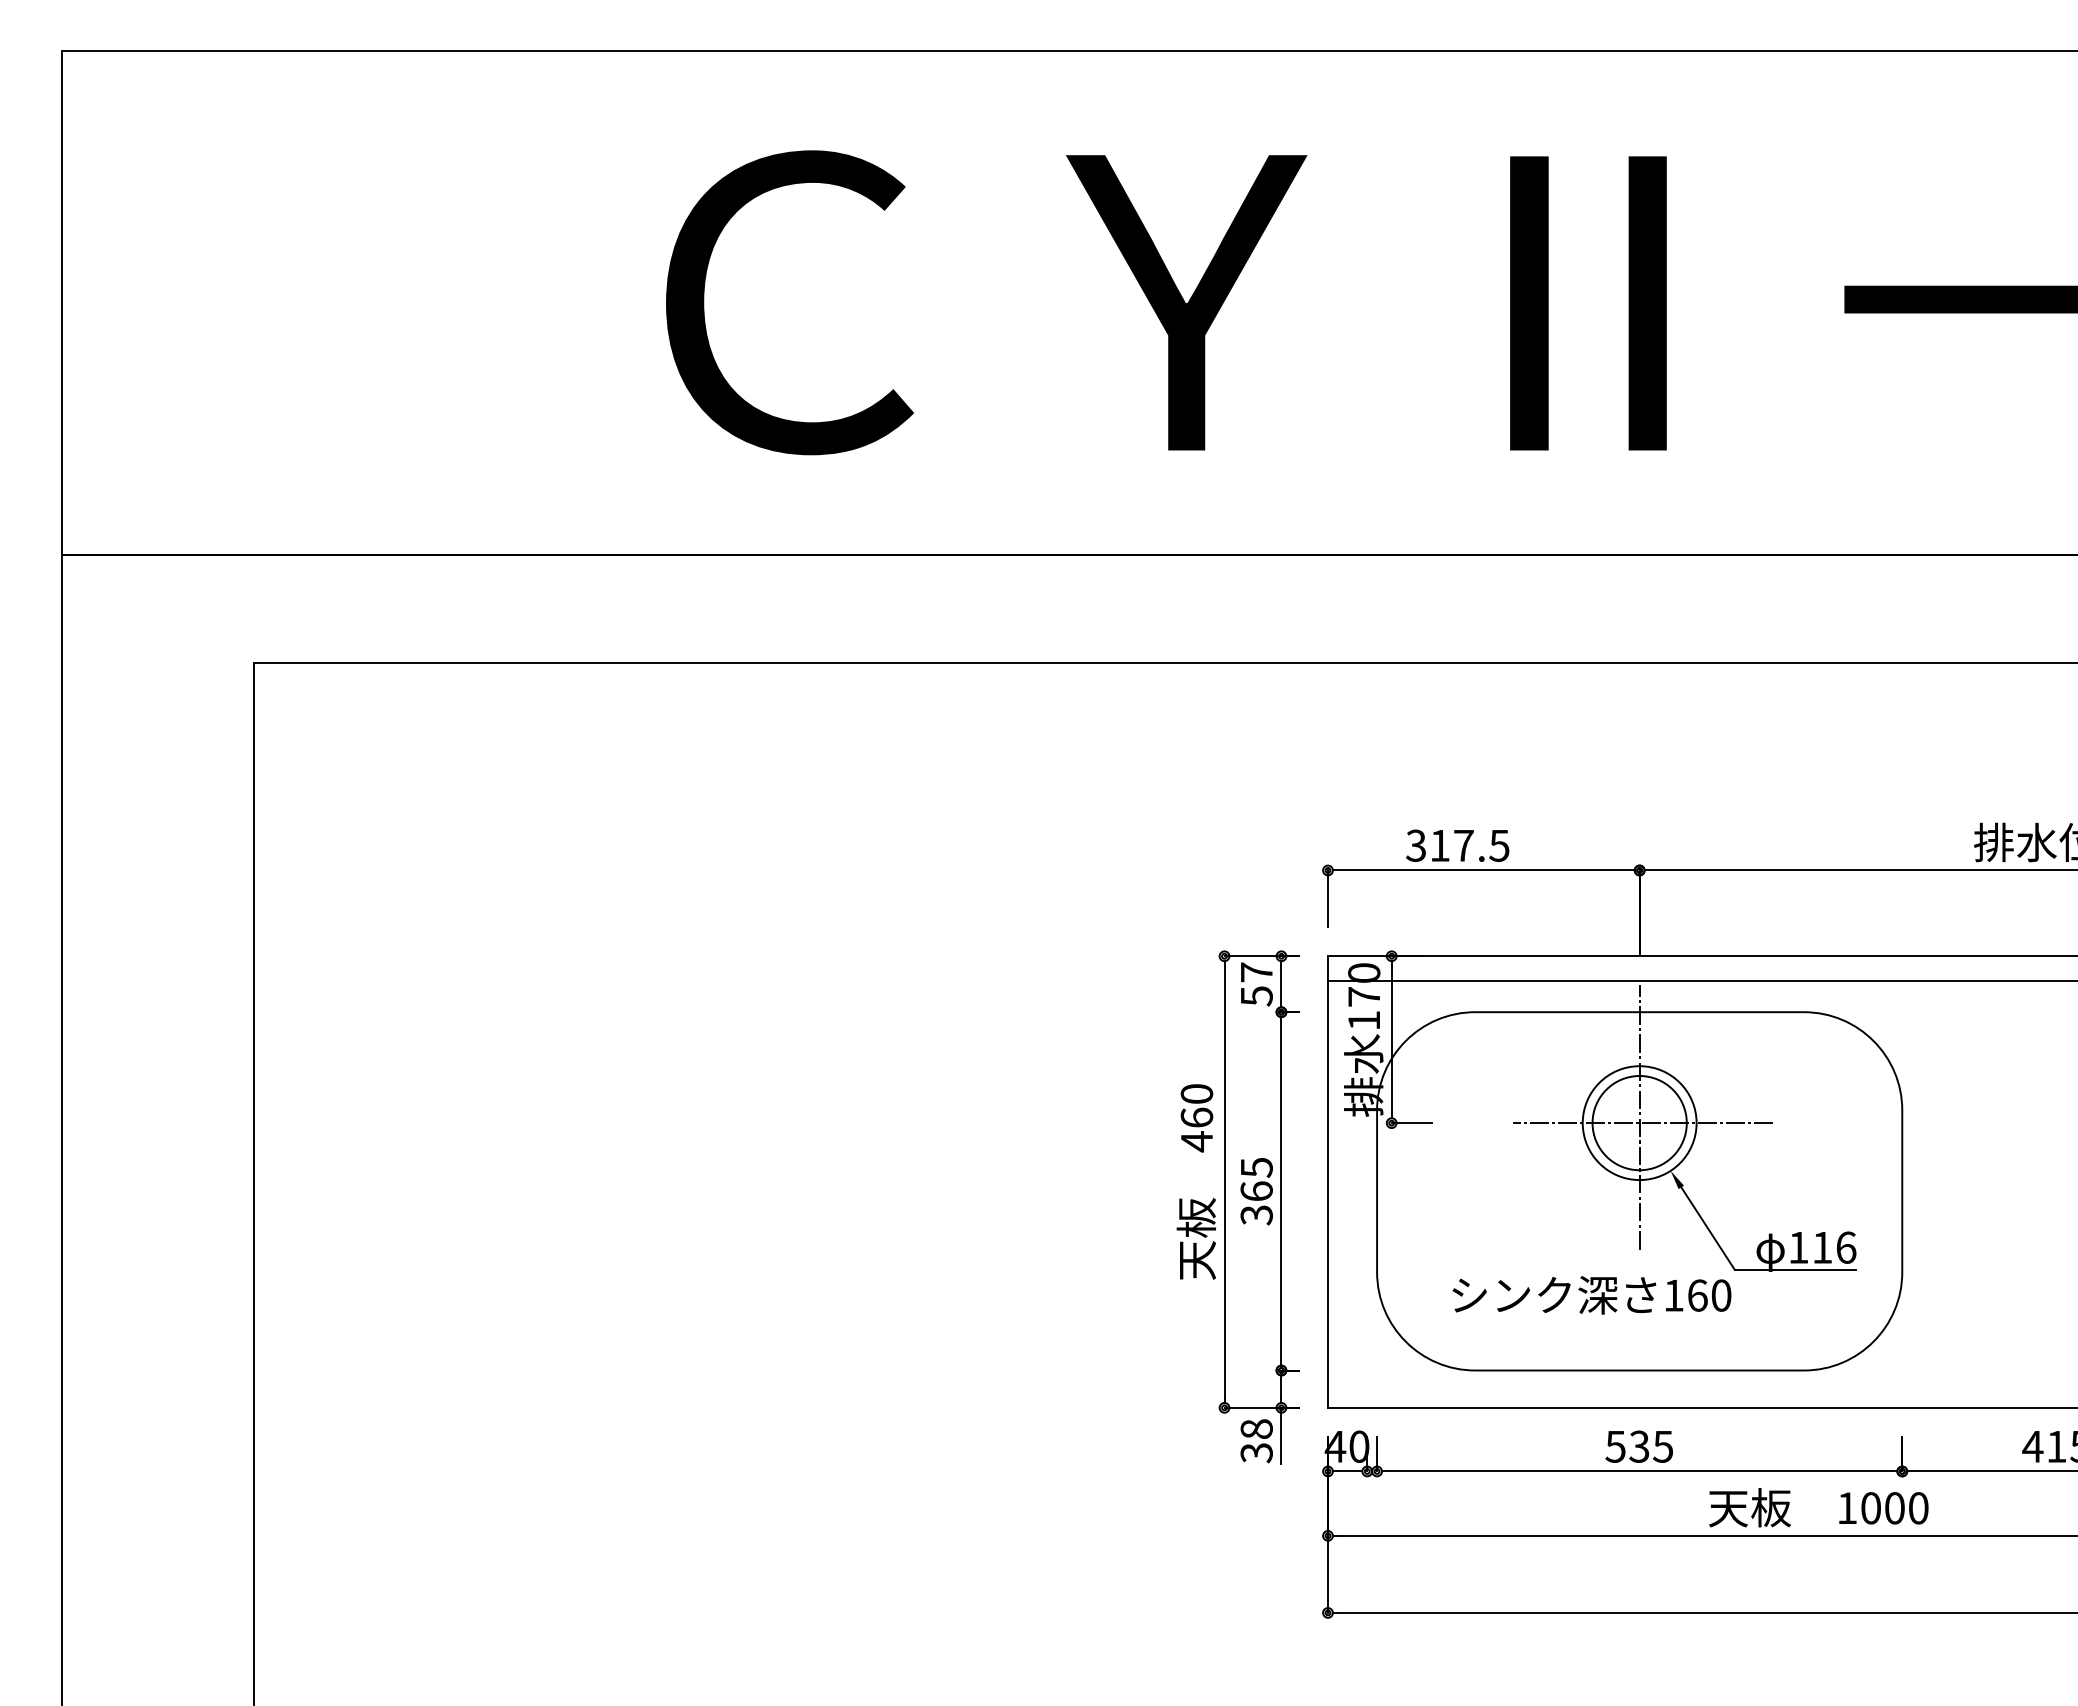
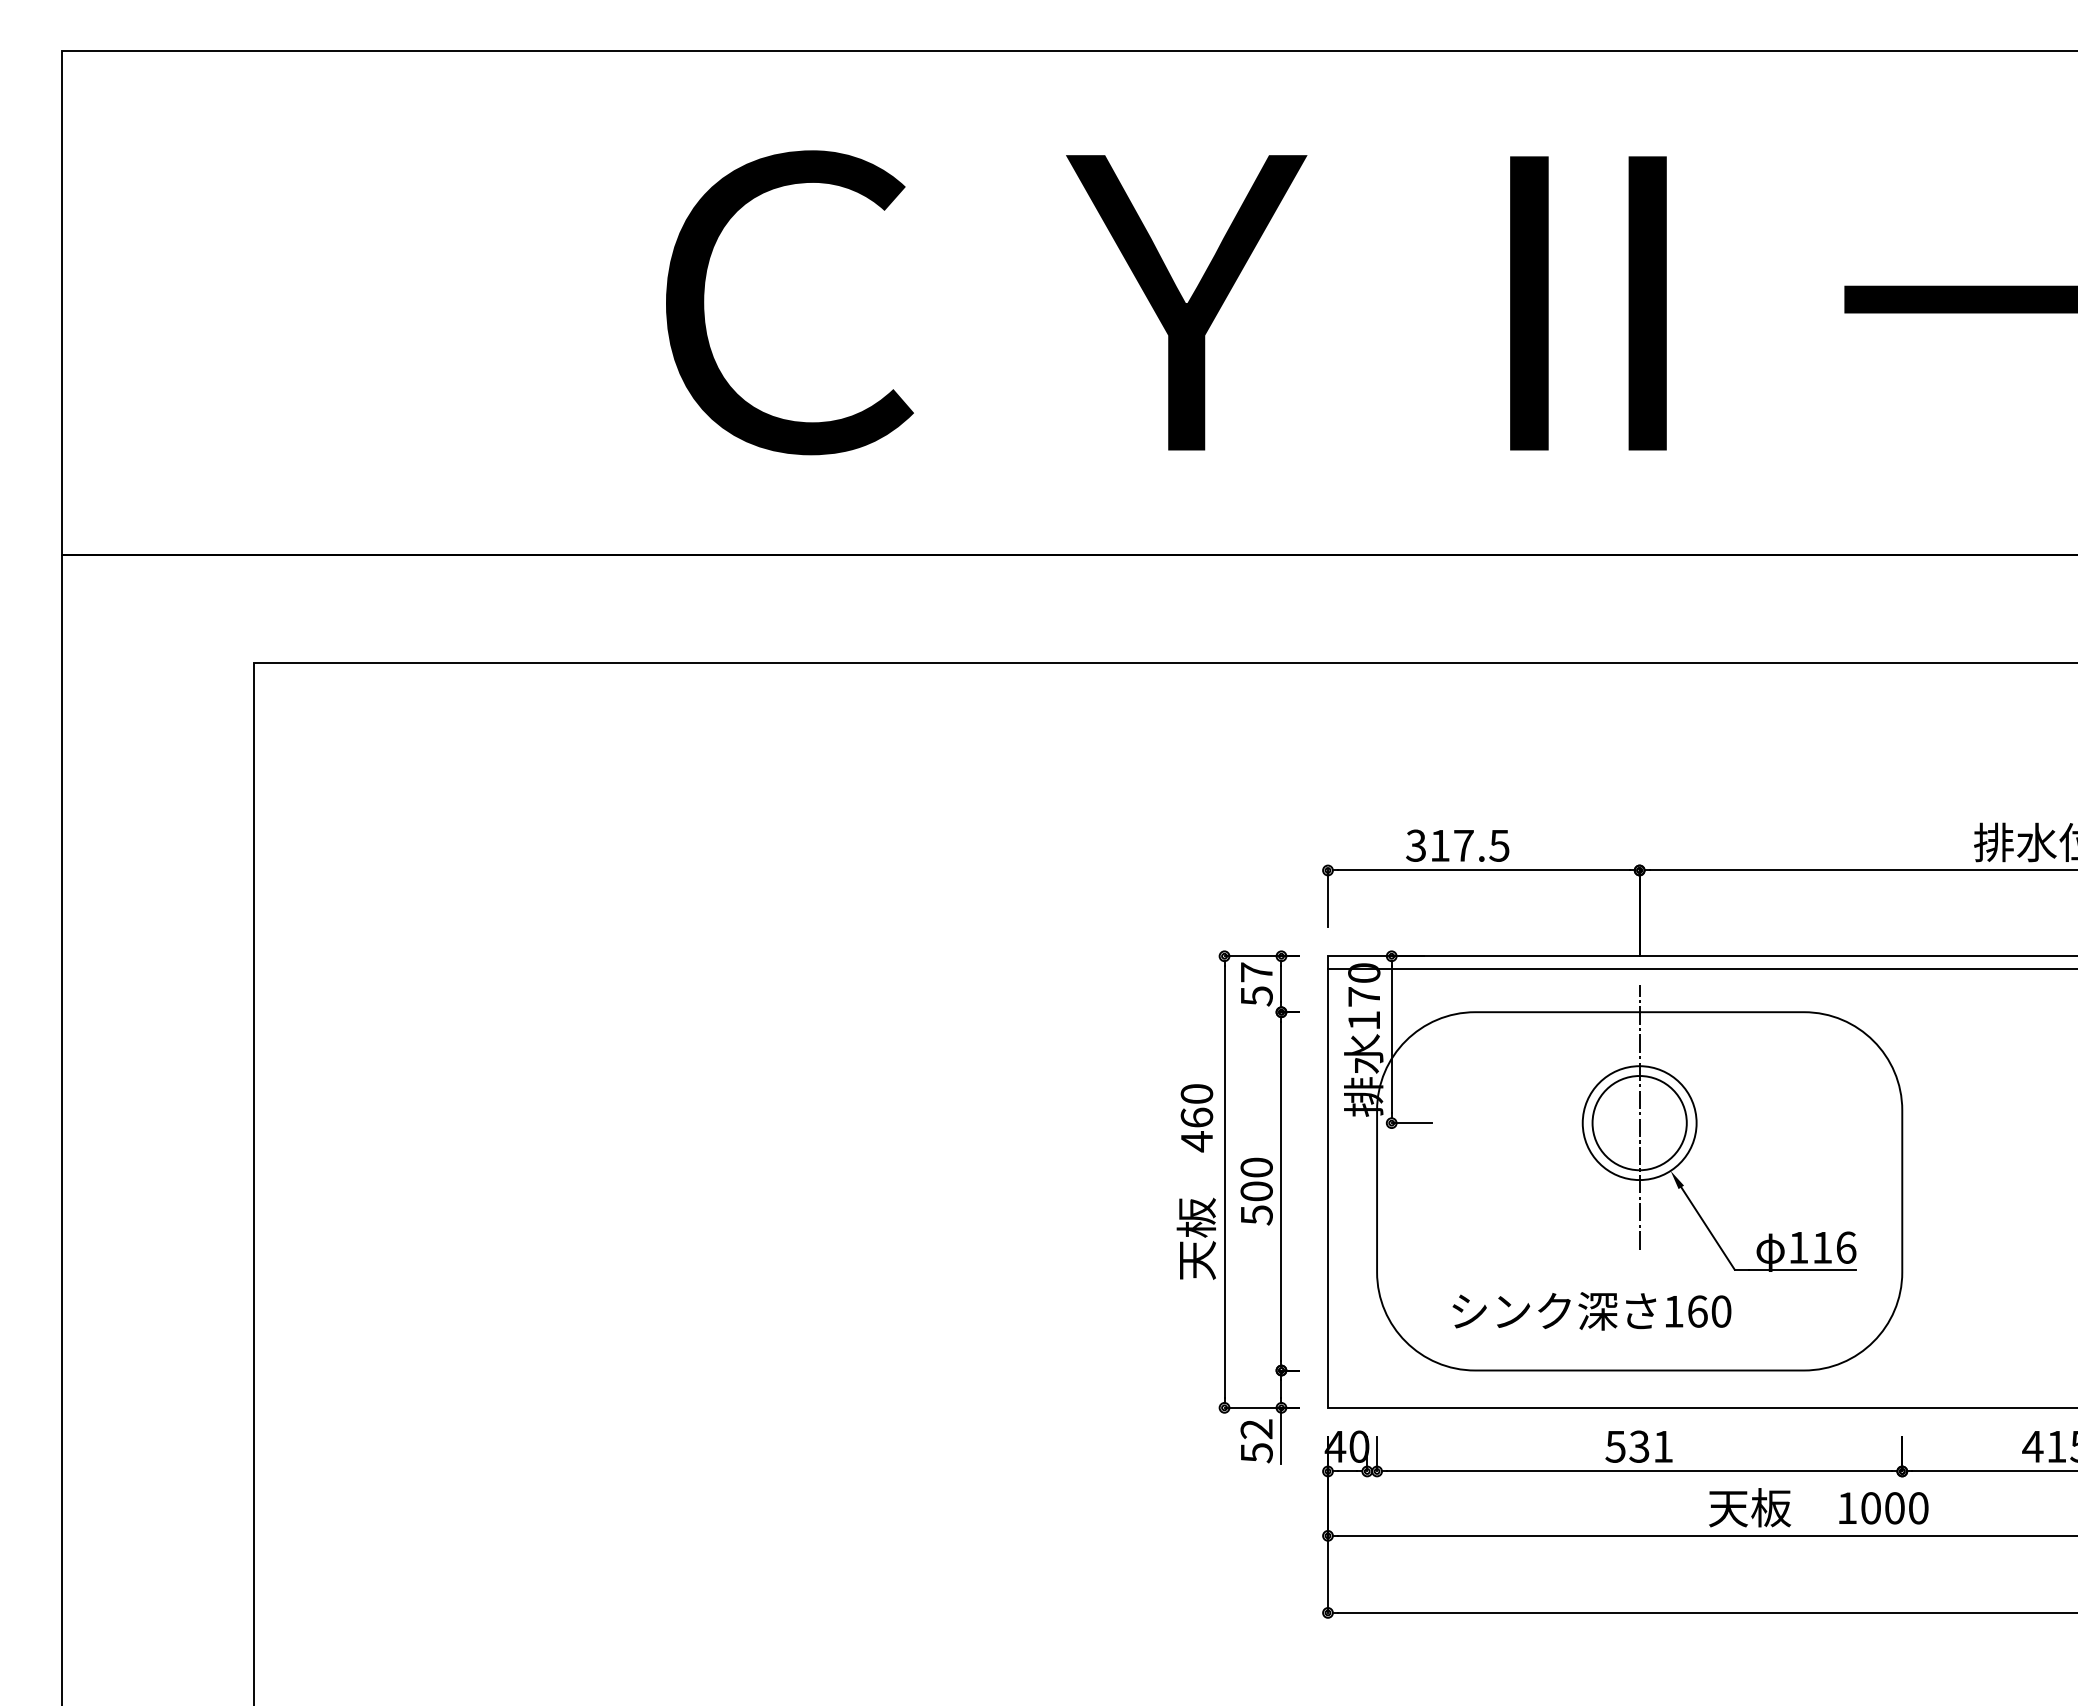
line position: (1701, 980) -> (1701, 968) (1701, 968)
line: present -> none (1643, 1123)
text: 365 -> 500 (1256, 1191)
text position: (1591, 1295) -> (1591, 1311) (1591, 1311)
text: 38 -> 52 (1256, 1440)
text: 535 -> 531 (1662, 1446)
